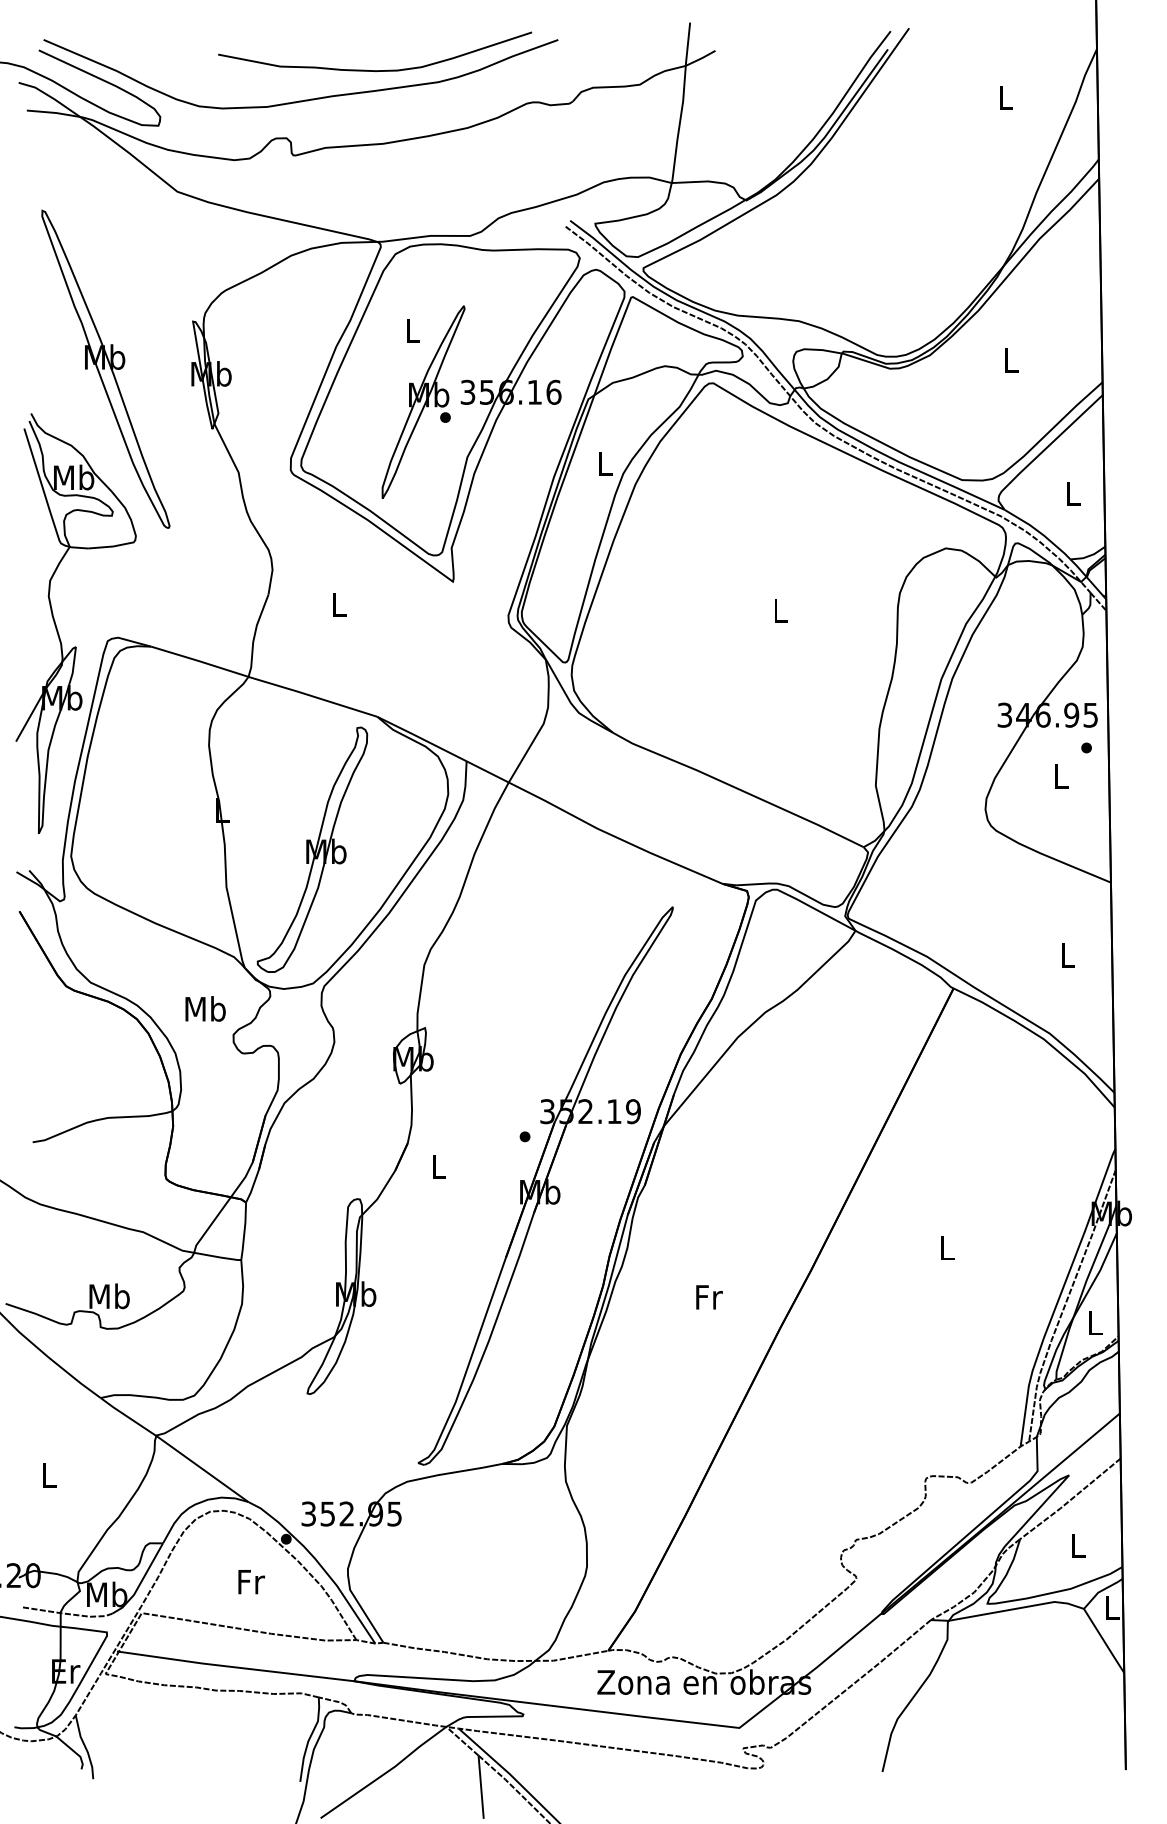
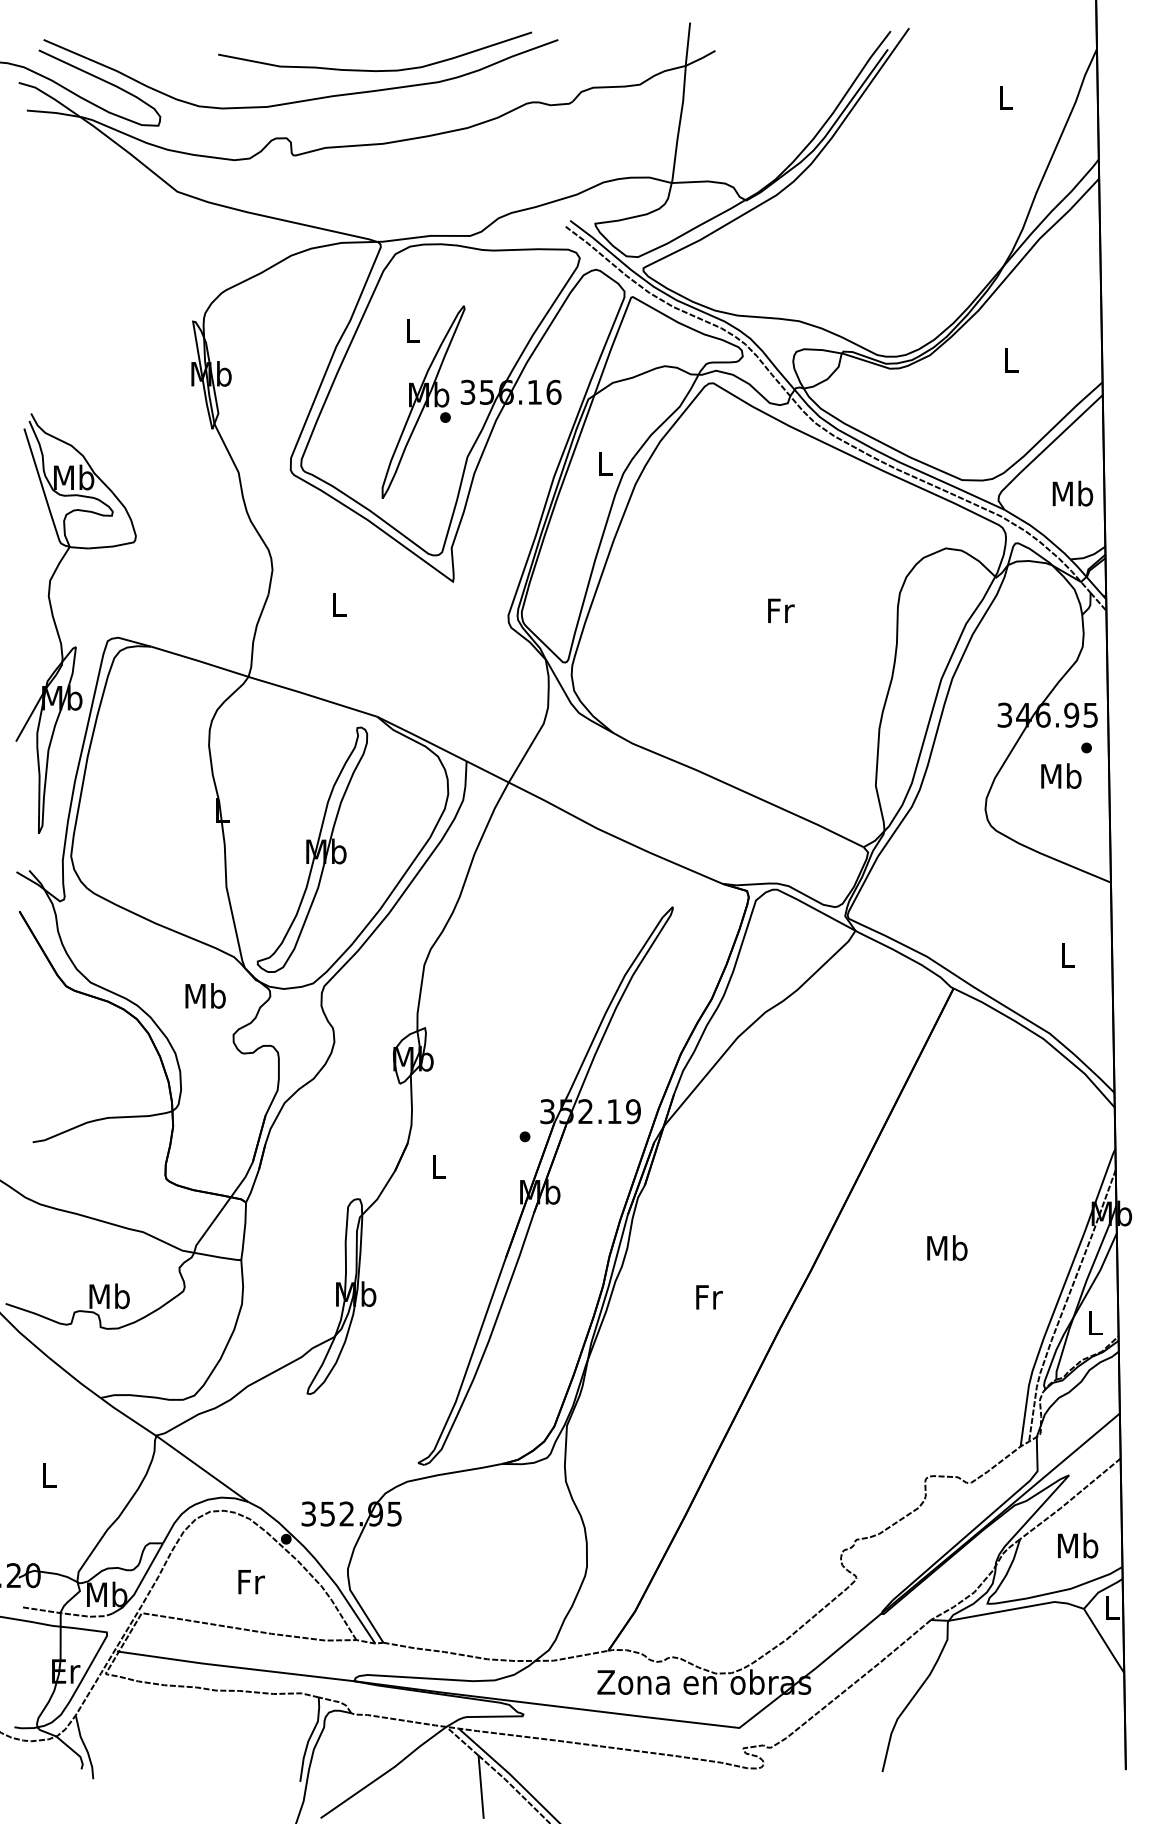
part: present -> none (105, 368)
text: L -> Mb (1072, 493)
text: L -> Fr (781, 610)
text: L -> Mb (1061, 775)
text position: (205, 1008) -> (205, 995) (205, 995)
text: L -> Mb (947, 1247)
text: L -> Mb (1078, 1545)
